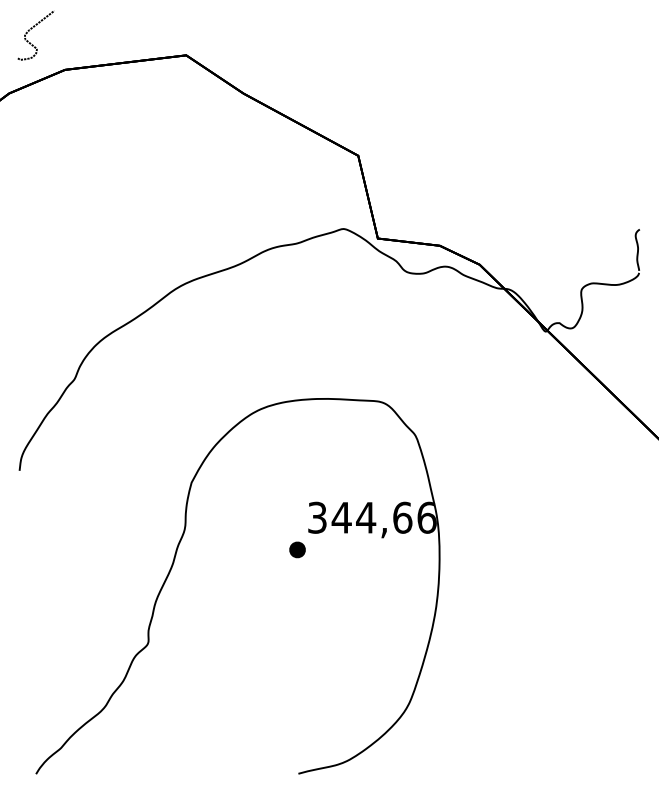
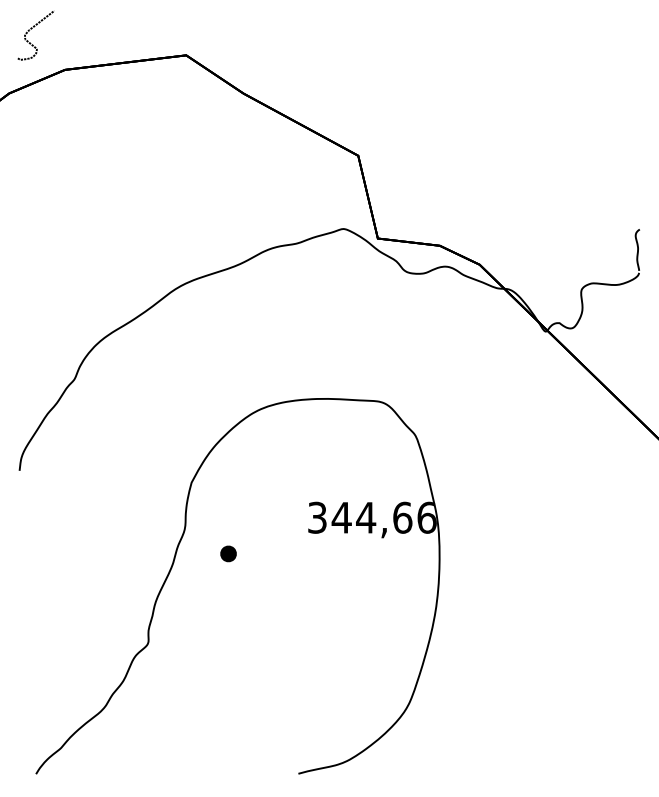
part position: (297, 549) -> (228, 553) (228, 553)
